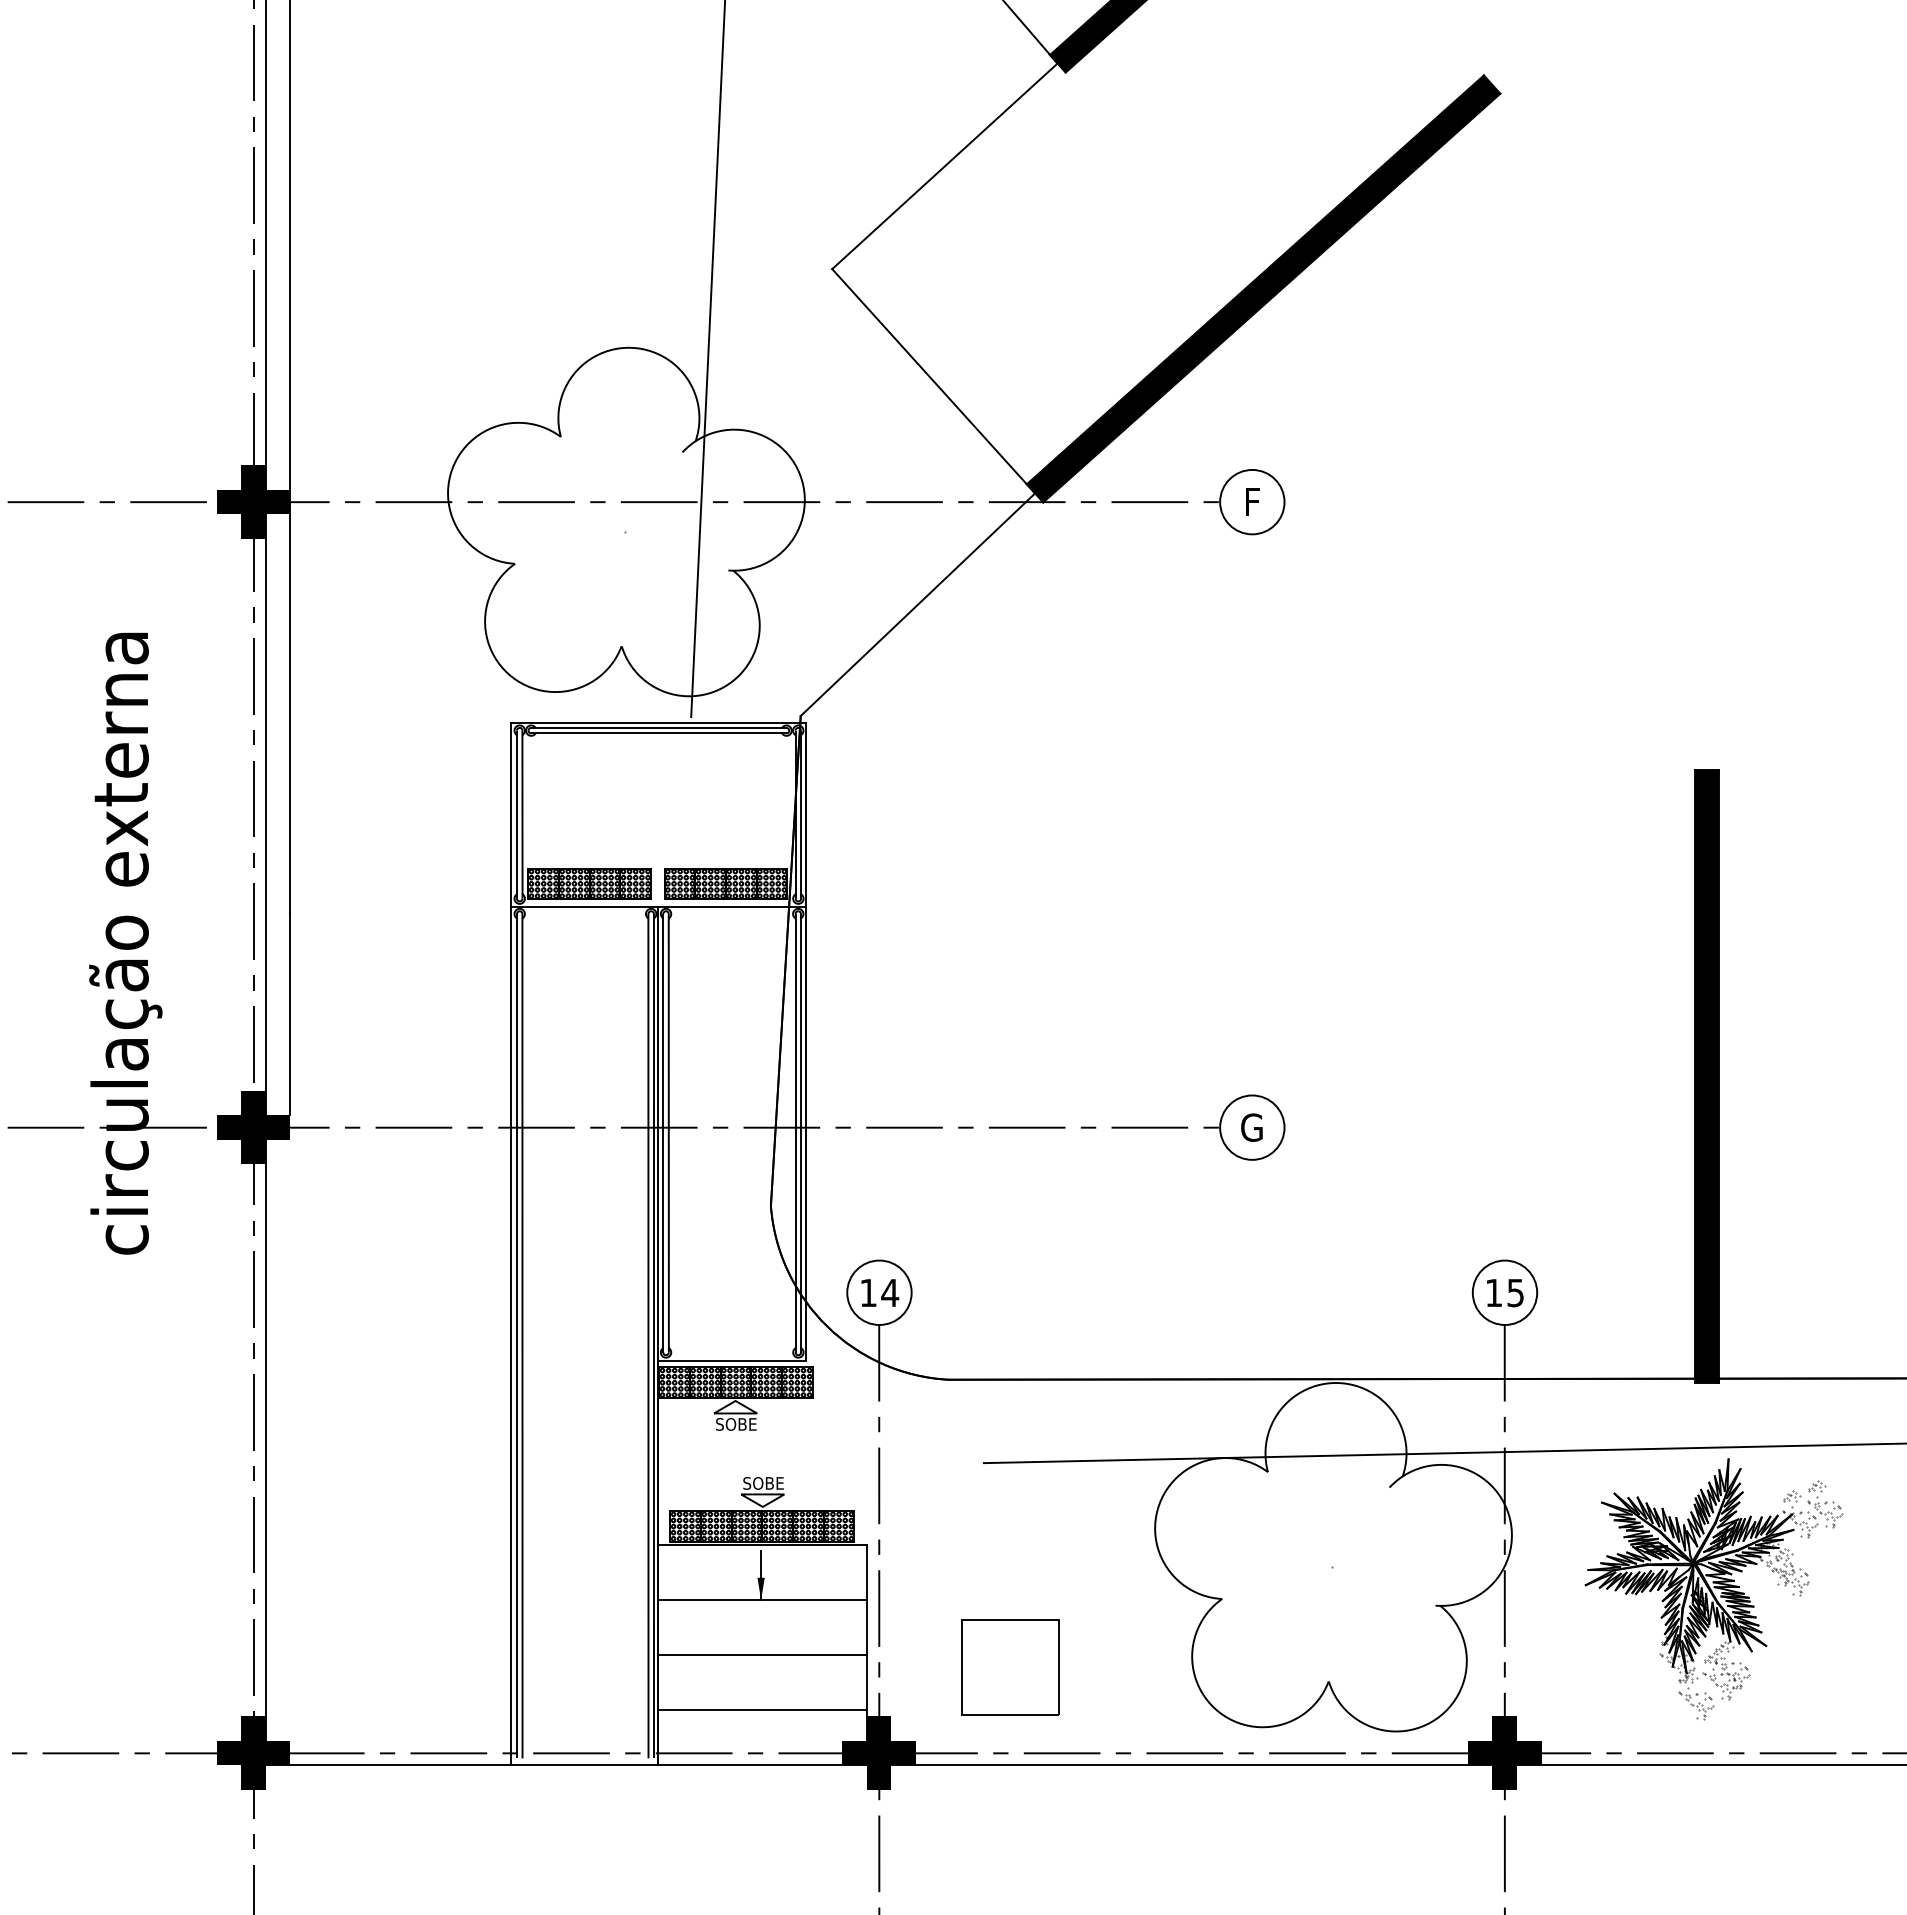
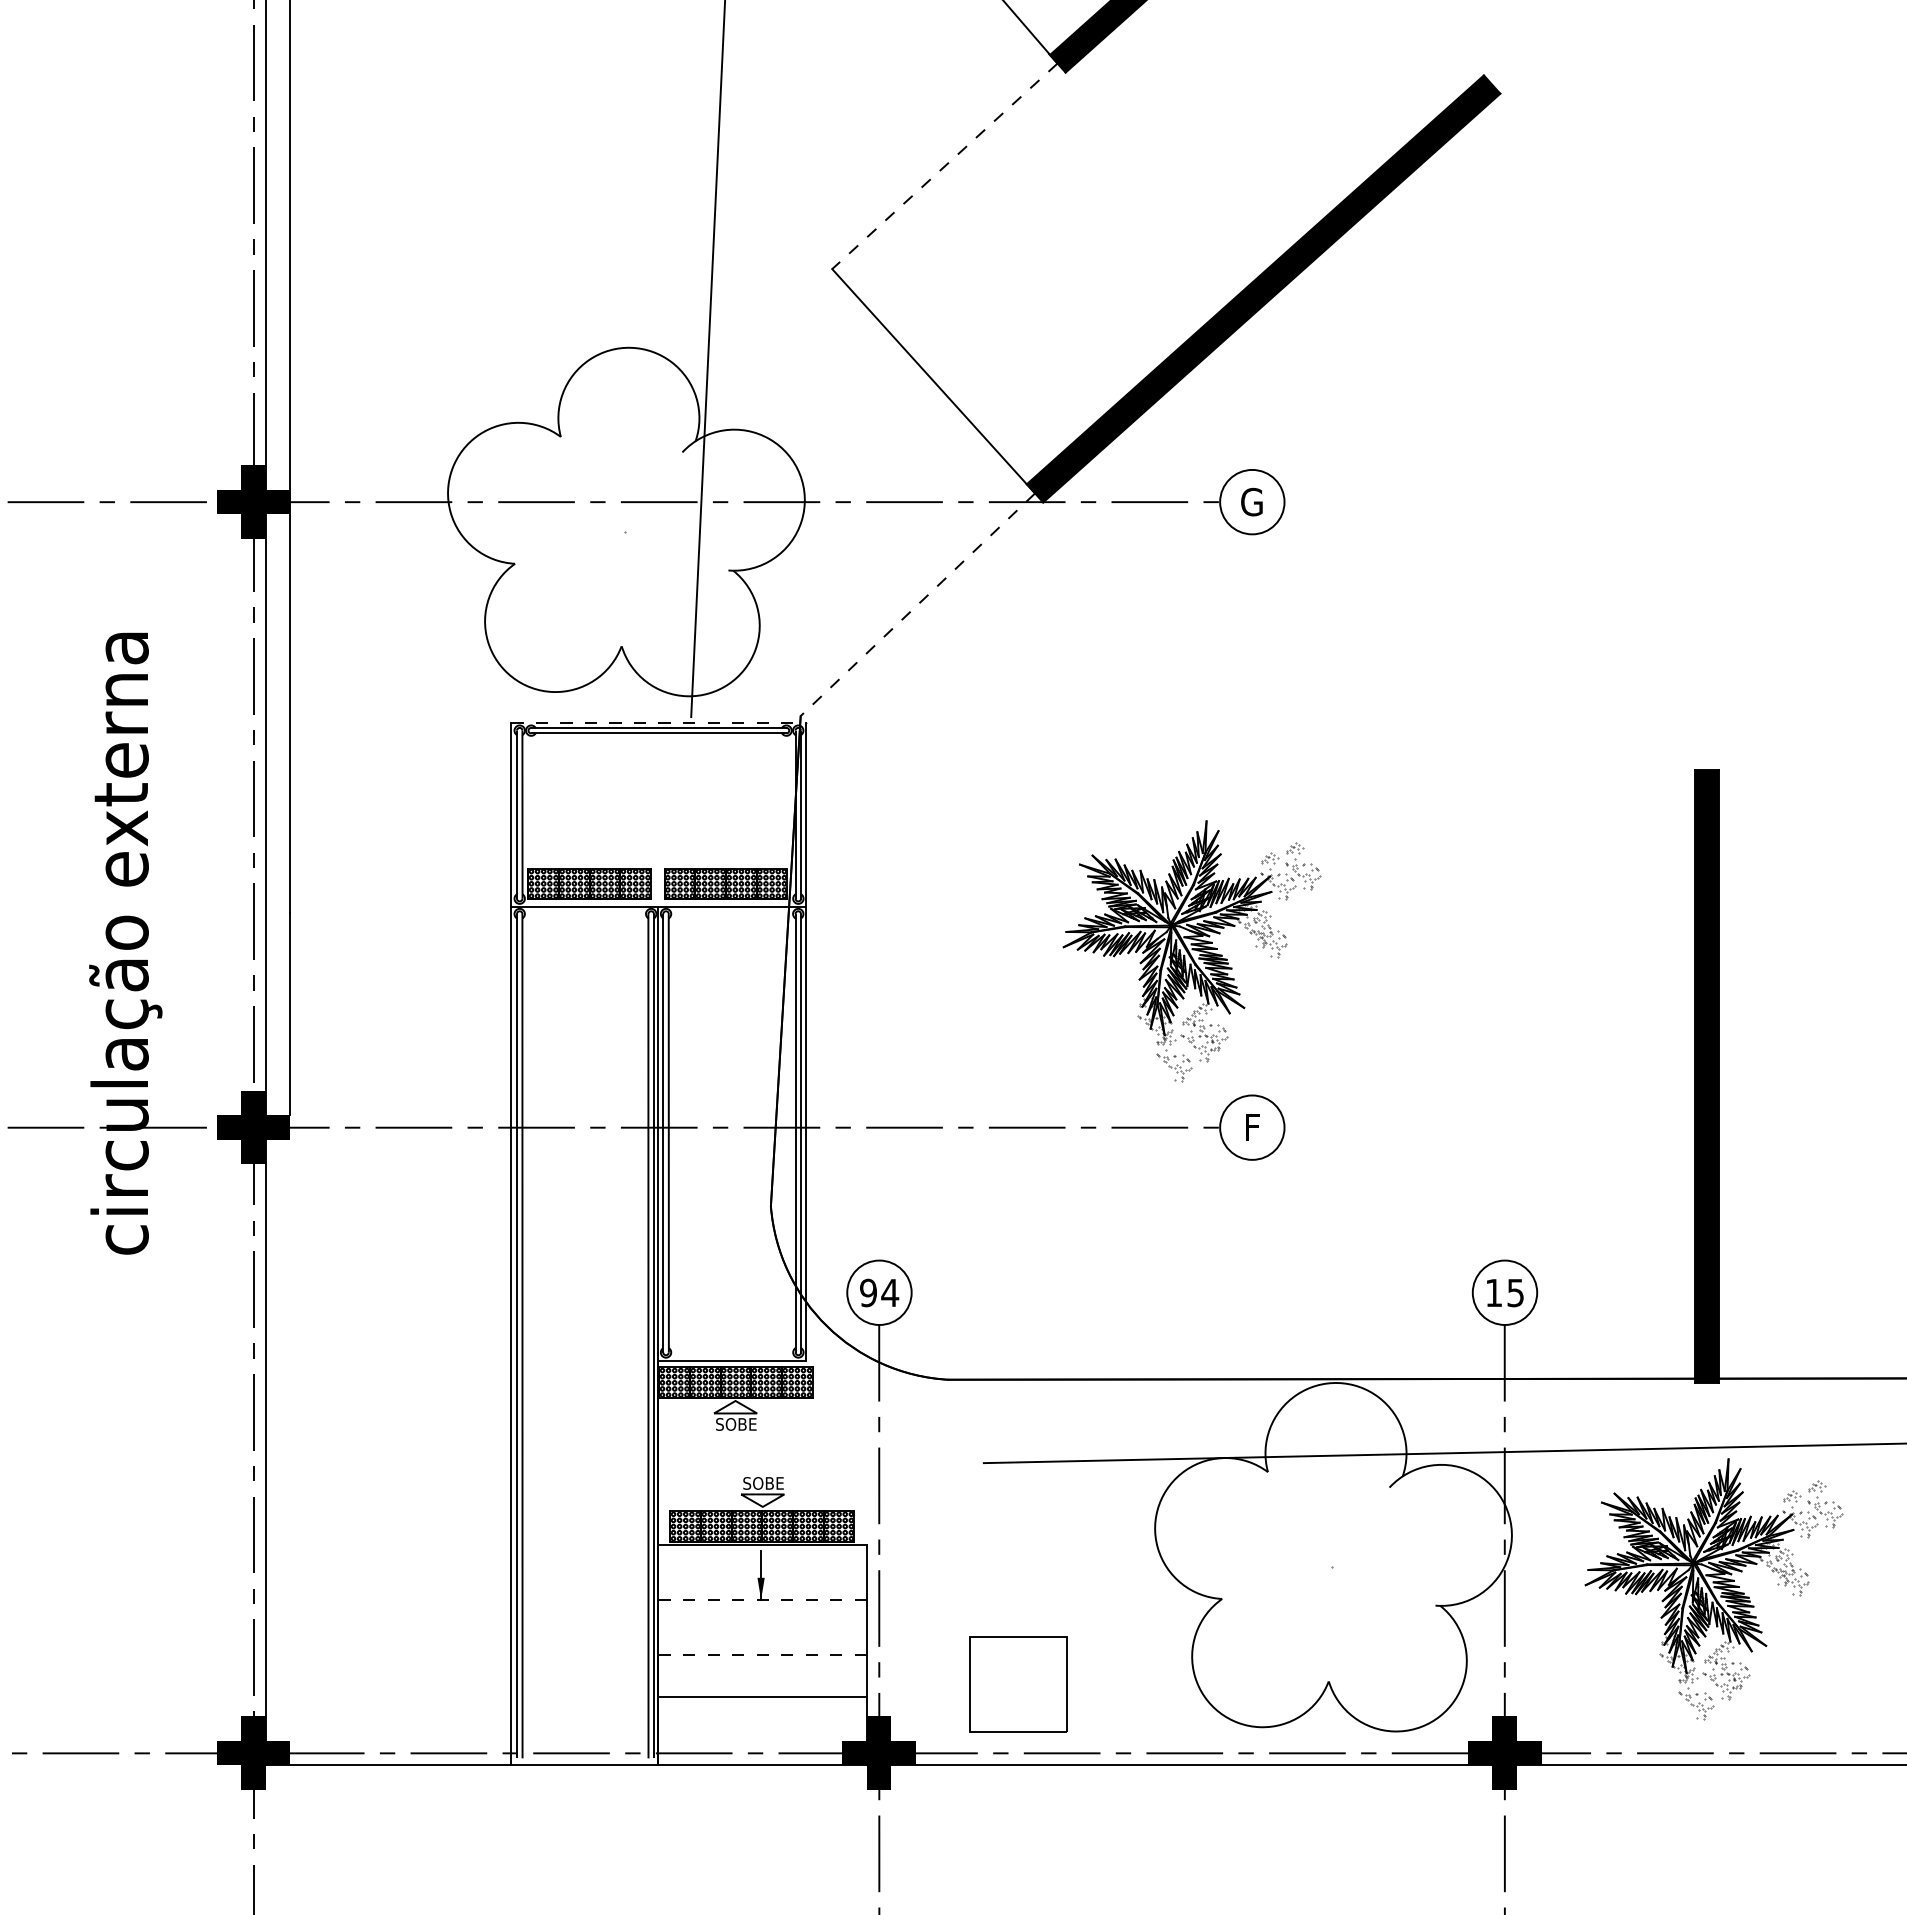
line: solid -> dashed (944, 166)
text: F -> G (1251, 501)
line: solid -> dashed (917, 604)
line: solid -> dashed (658, 722)
part: none -> present (1191, 951)
text: G -> F (1251, 1127)
text: 14 -> 94 (868, 1292)
line: solid -> dashed (762, 1599)
line: solid -> dashed (762, 1654)
part position: (1010, 1667) -> (1018, 1684) (1018, 1684)
line position: (762, 1710) -> (762, 1697) (762, 1697)
